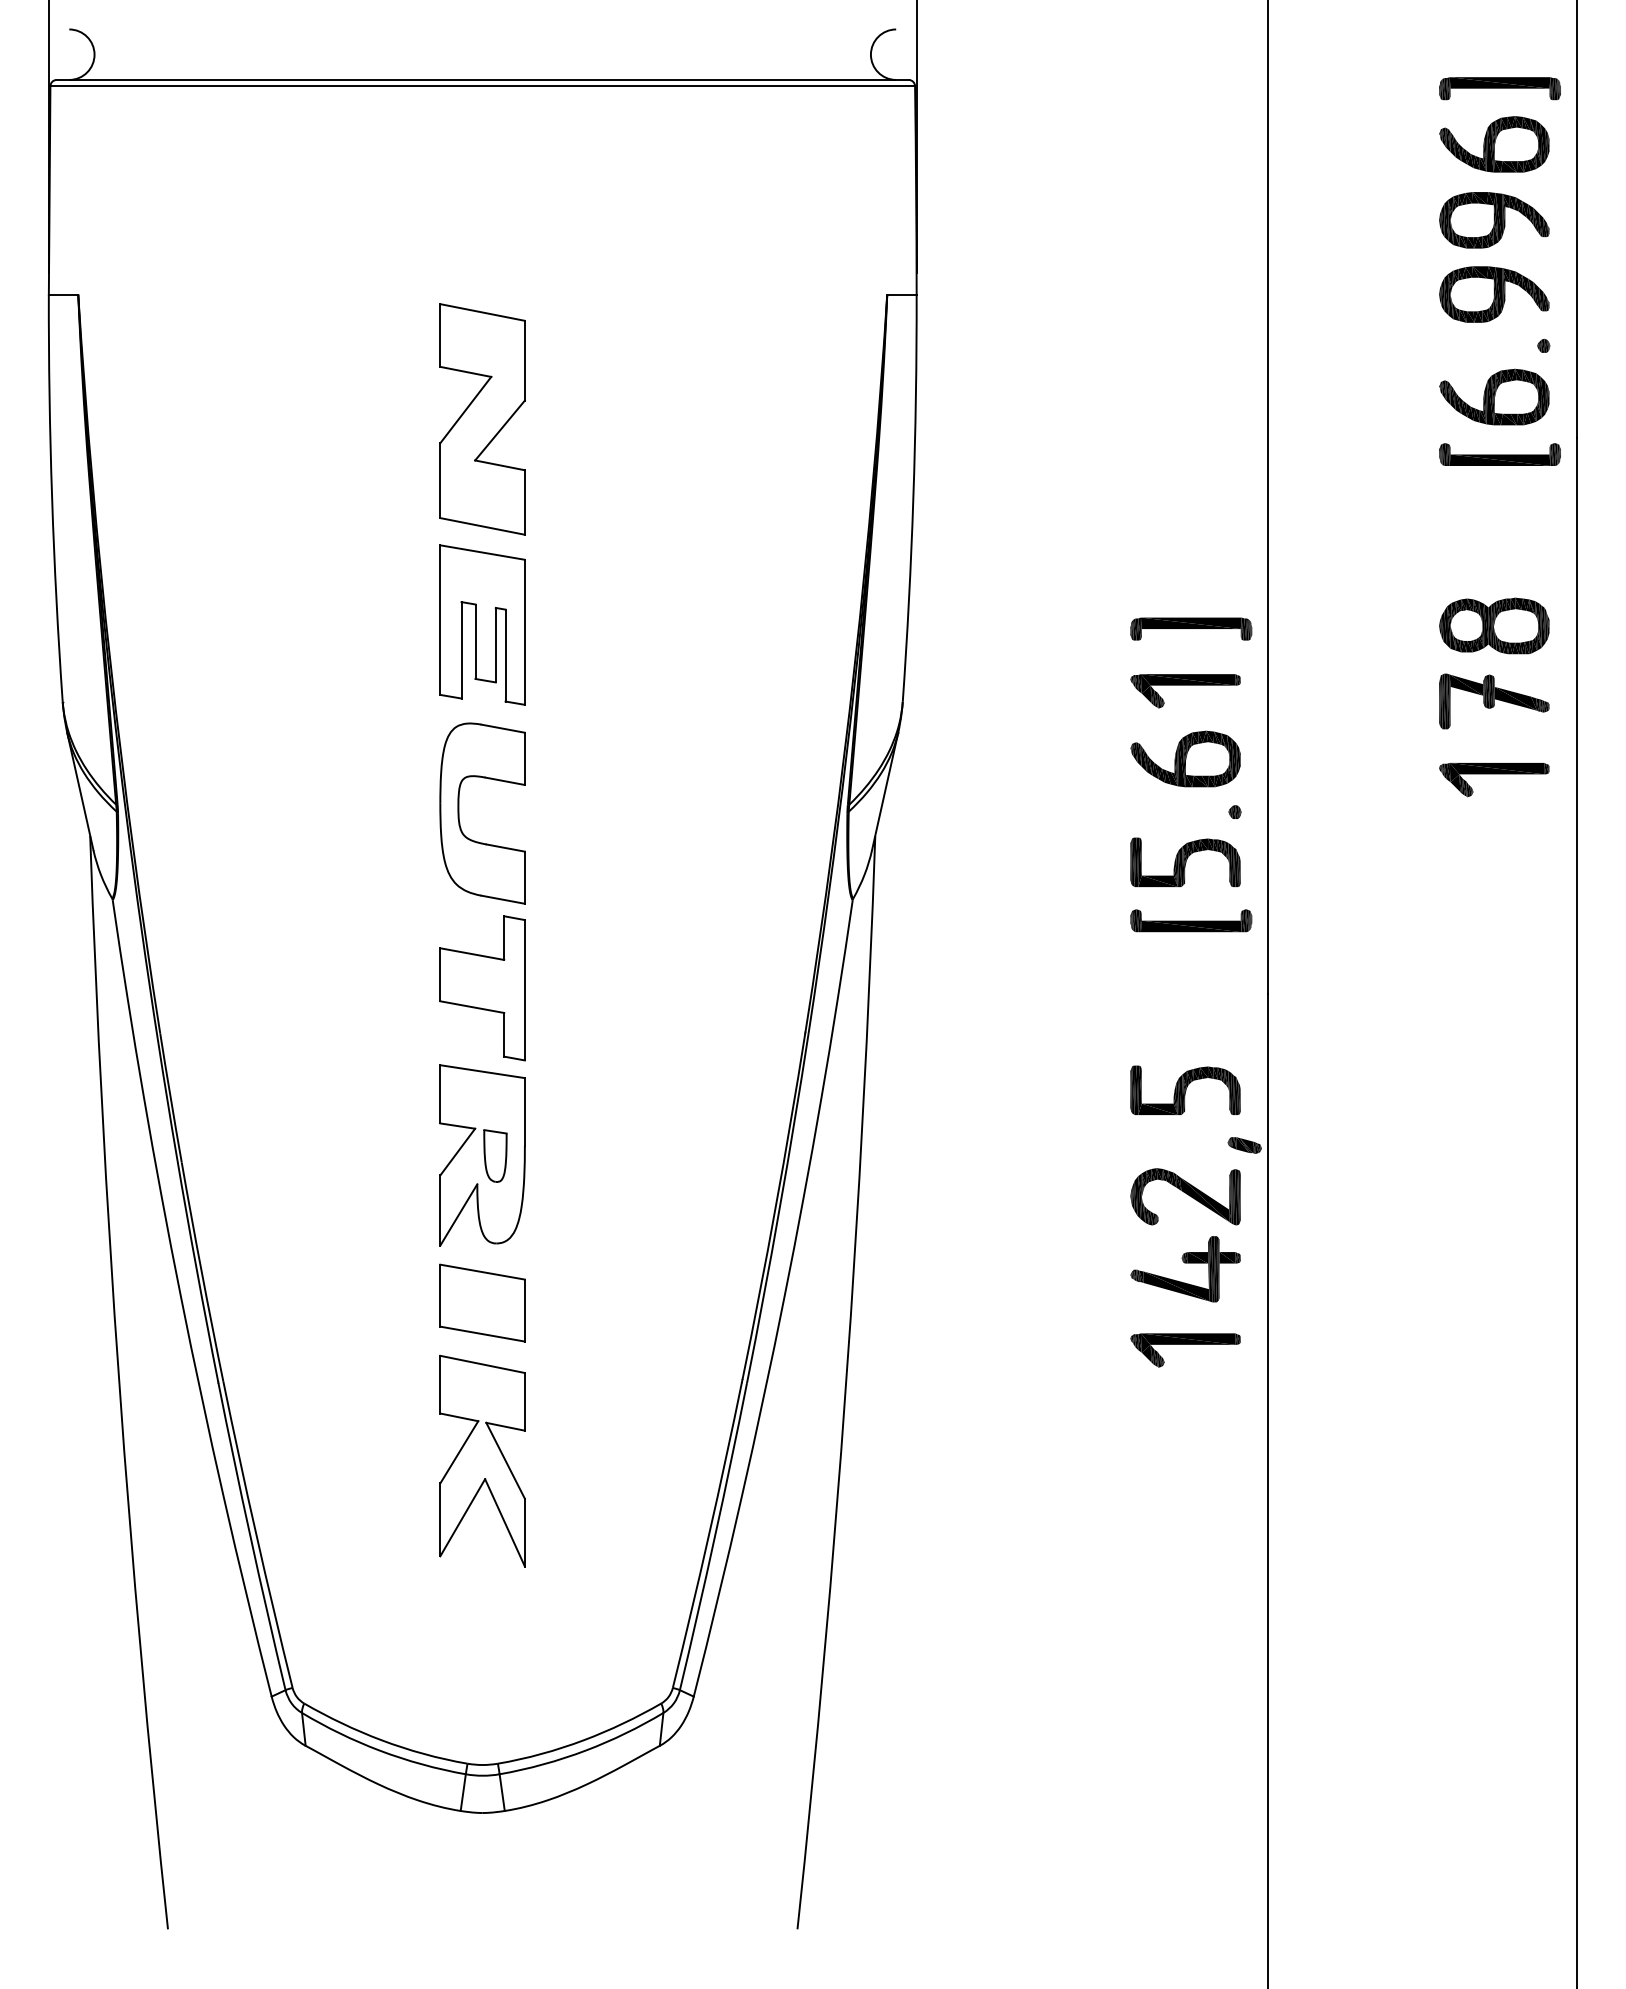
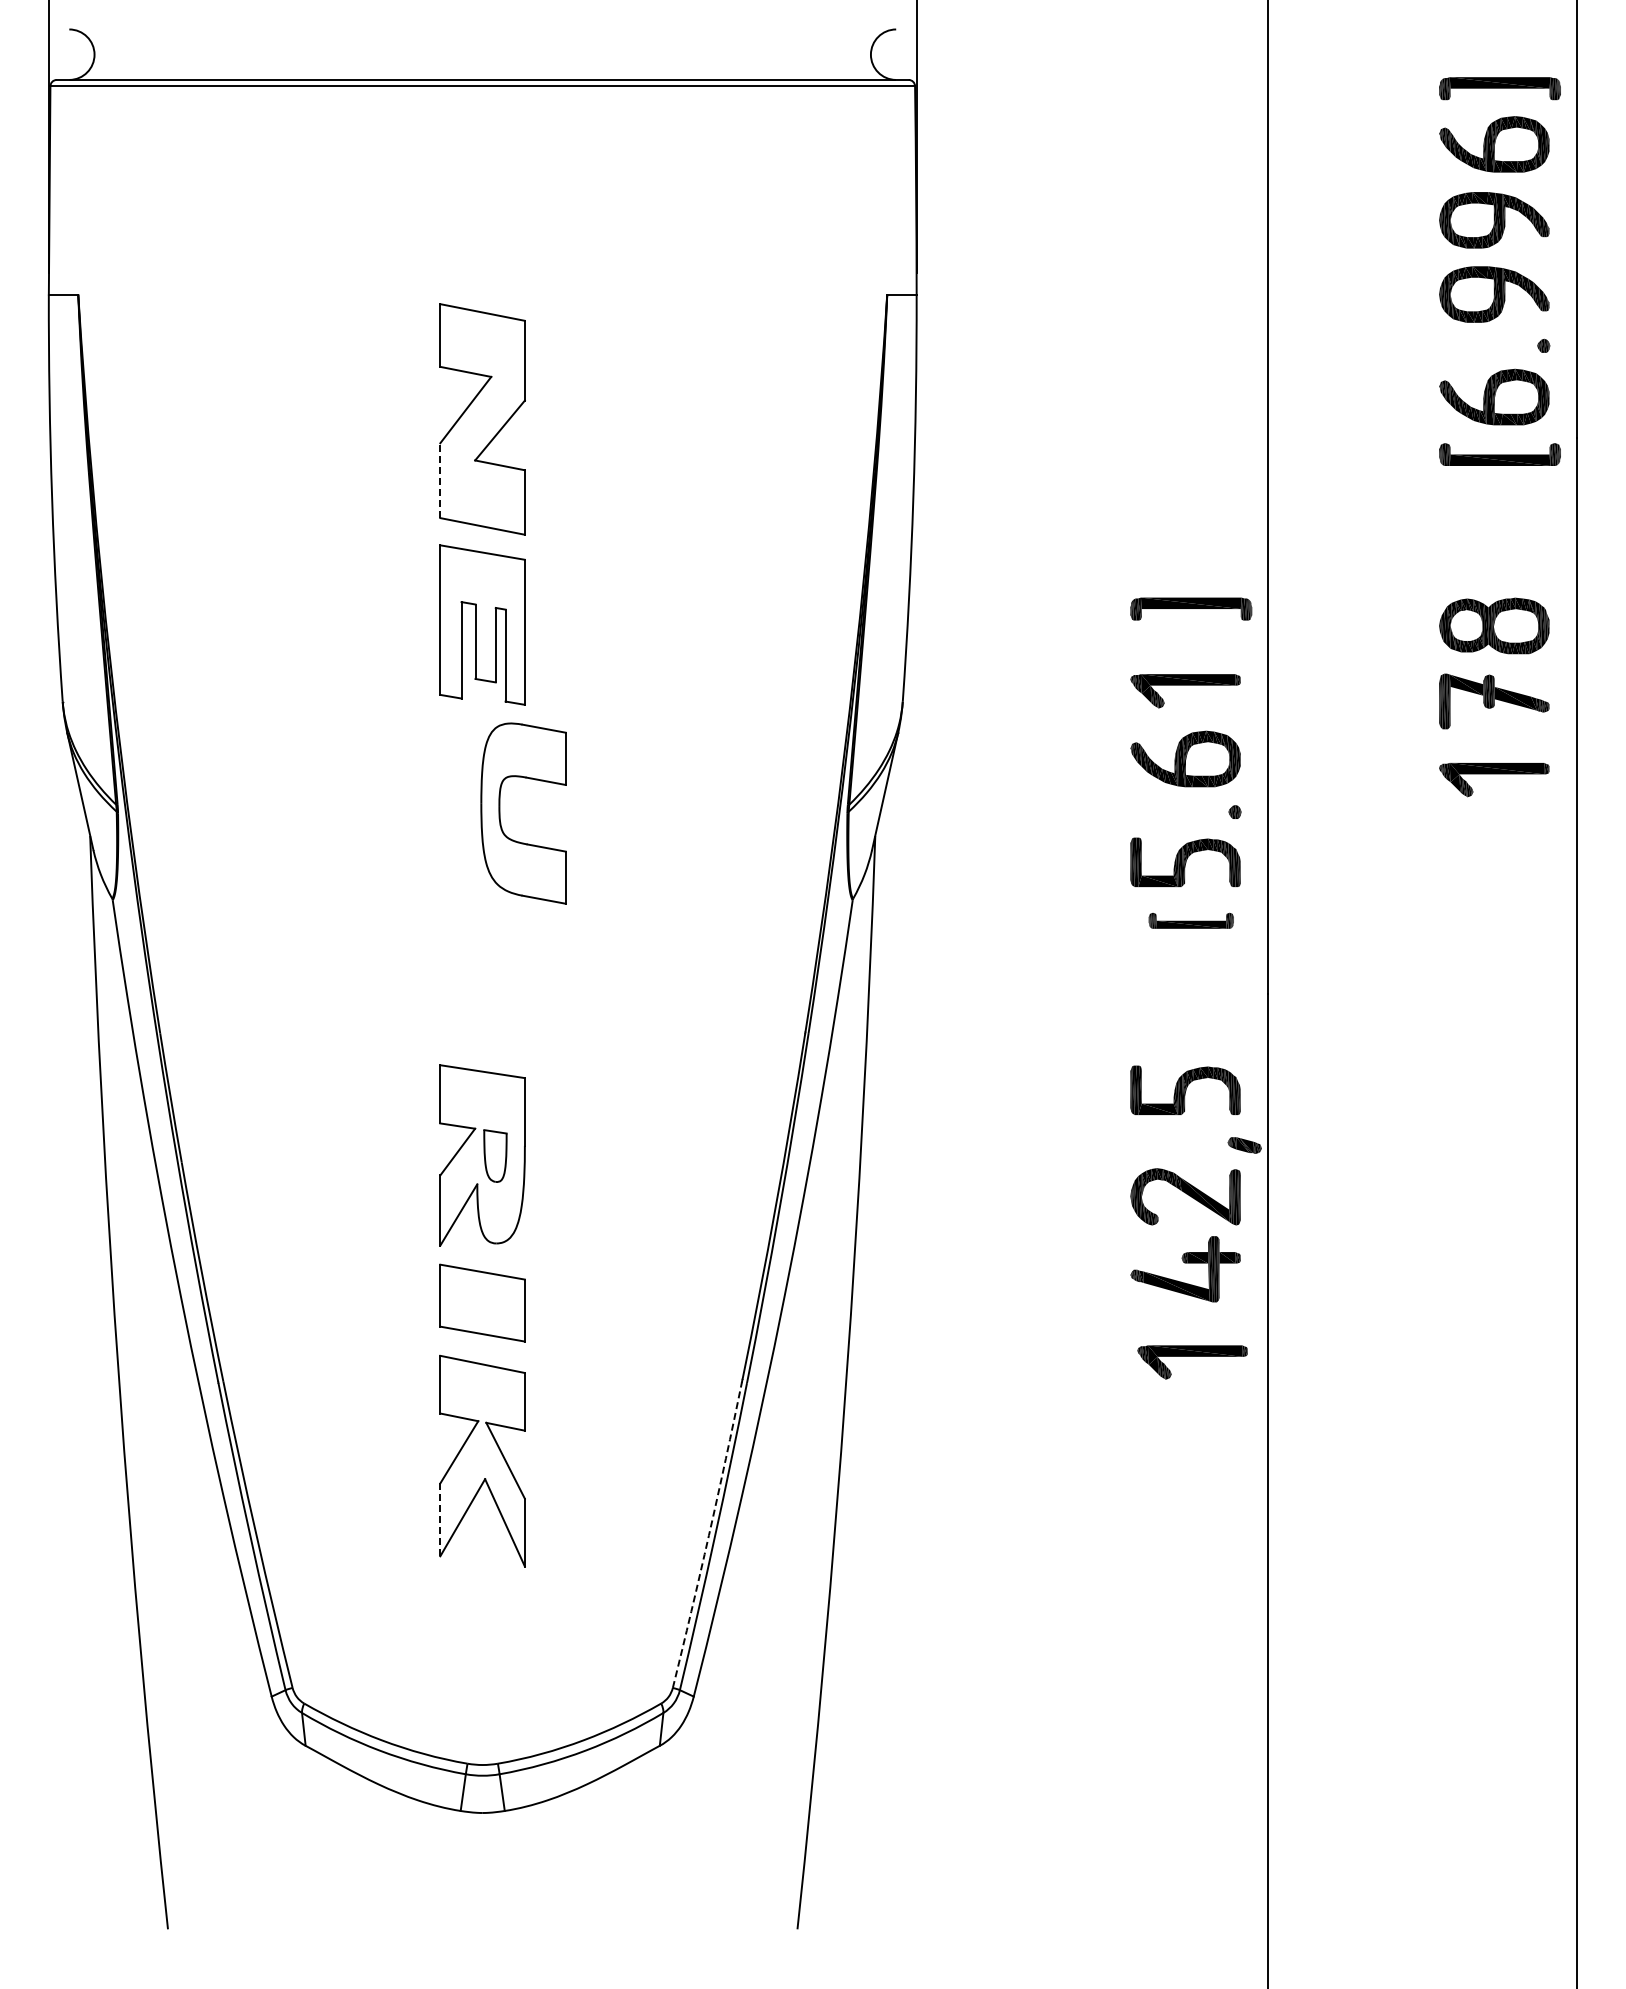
line: solid -> dashed (440, 480)
part position: (1191, 628) -> (1191, 608) (1191, 608)
part position: (459, 813) -> (500, 813) (500, 813)
part size: 123x24 px -> 86x17 px (1190, 920)
part: present -> none (482, 988)
part position: (1185, 1350) -> (1192, 1362) (1192, 1362)
line: solid -> dashed (440, 1519)
arc: solid -> dashed (708, 1535)
